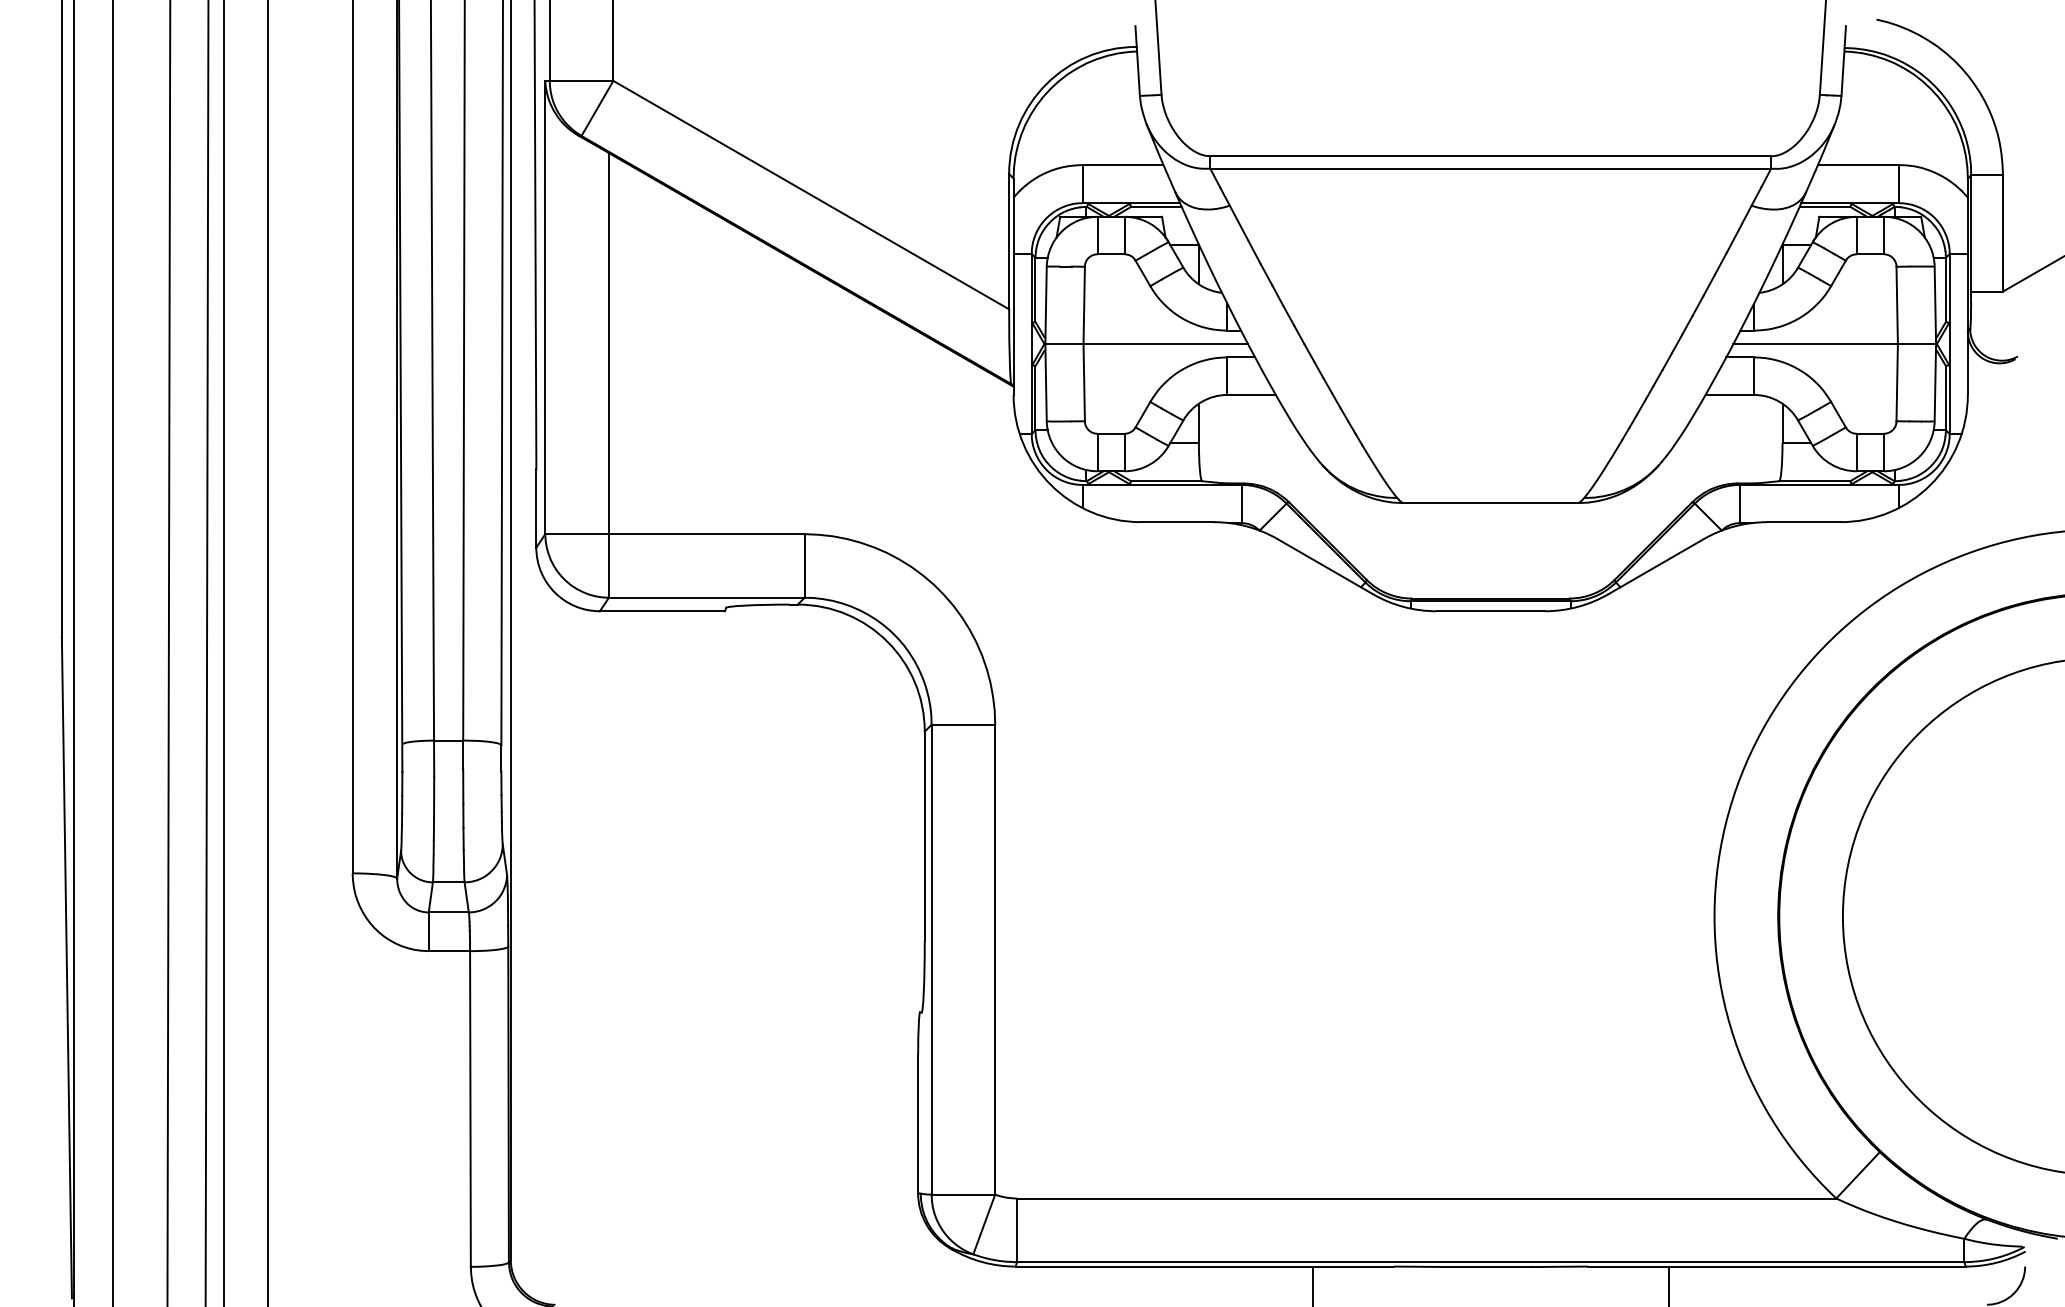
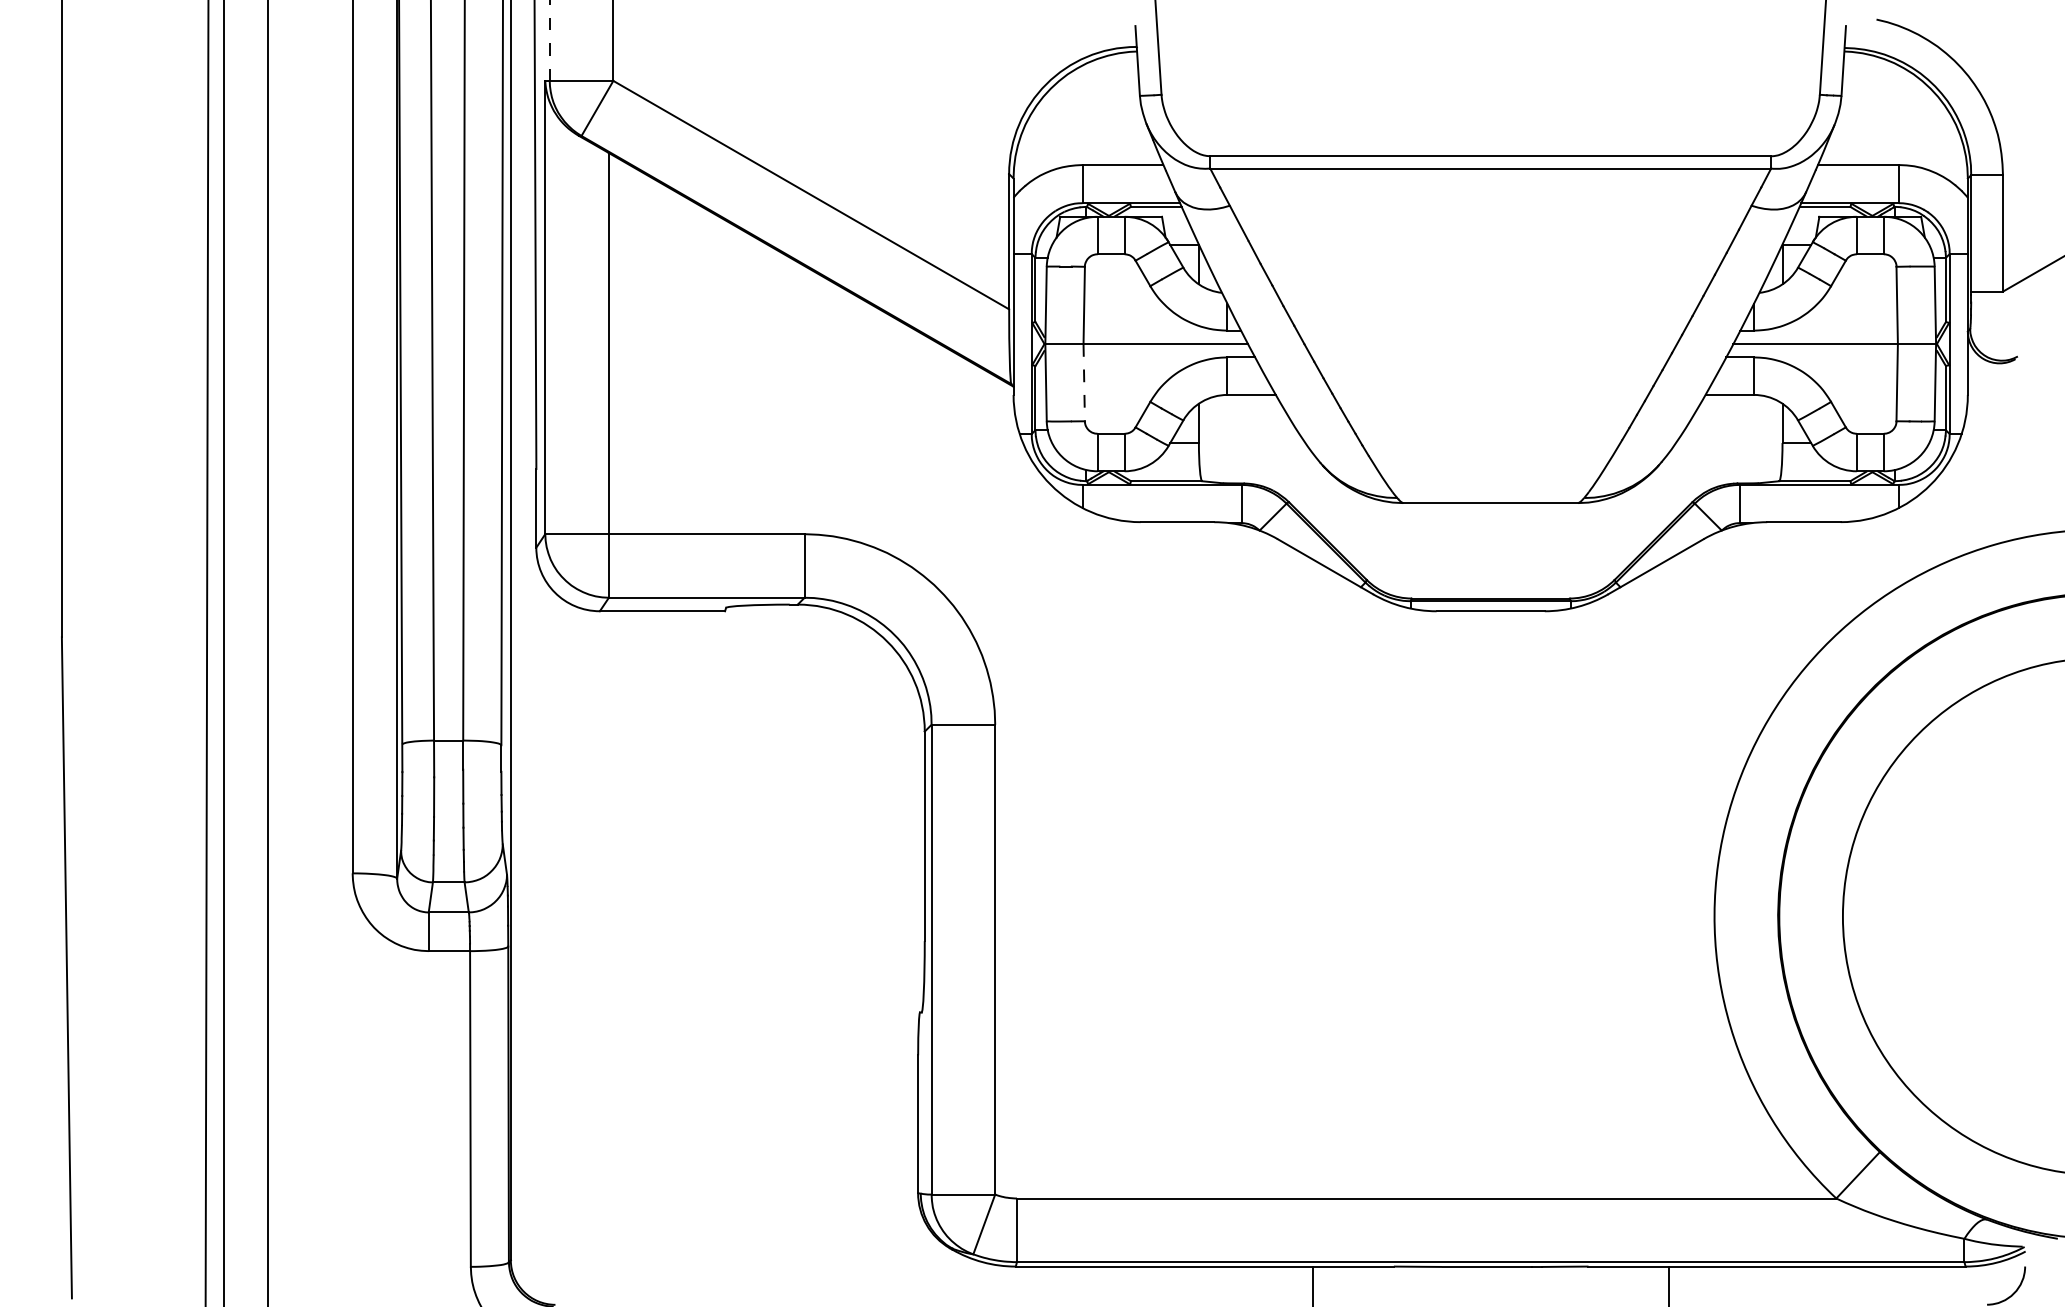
line: solid -> dashed (549, 40)
line: solid -> dashed (1084, 382)
line: present -> none (74, 652)
line: present -> none (112, 652)
line: present -> none (168, 652)
